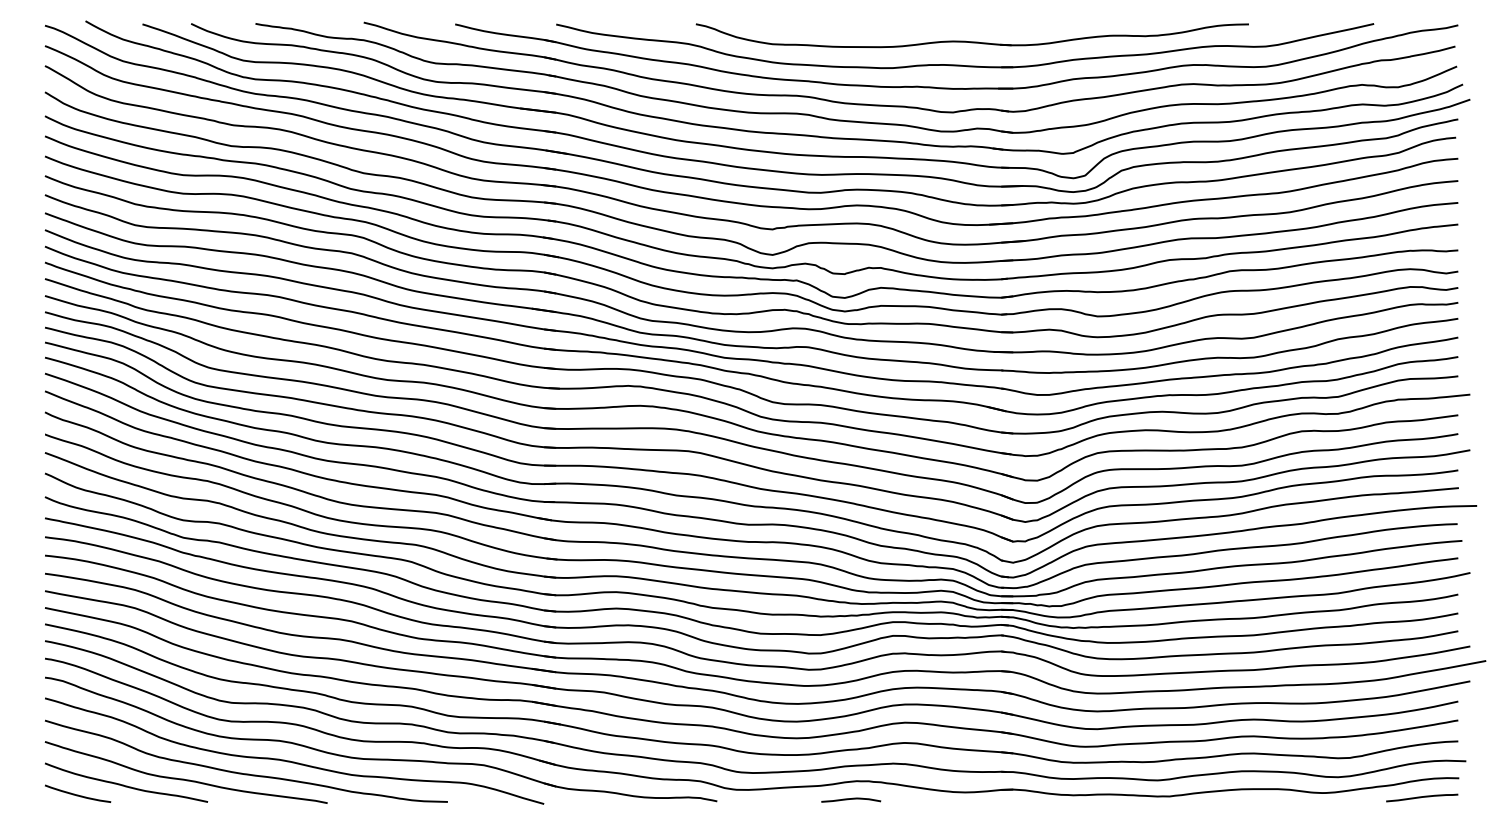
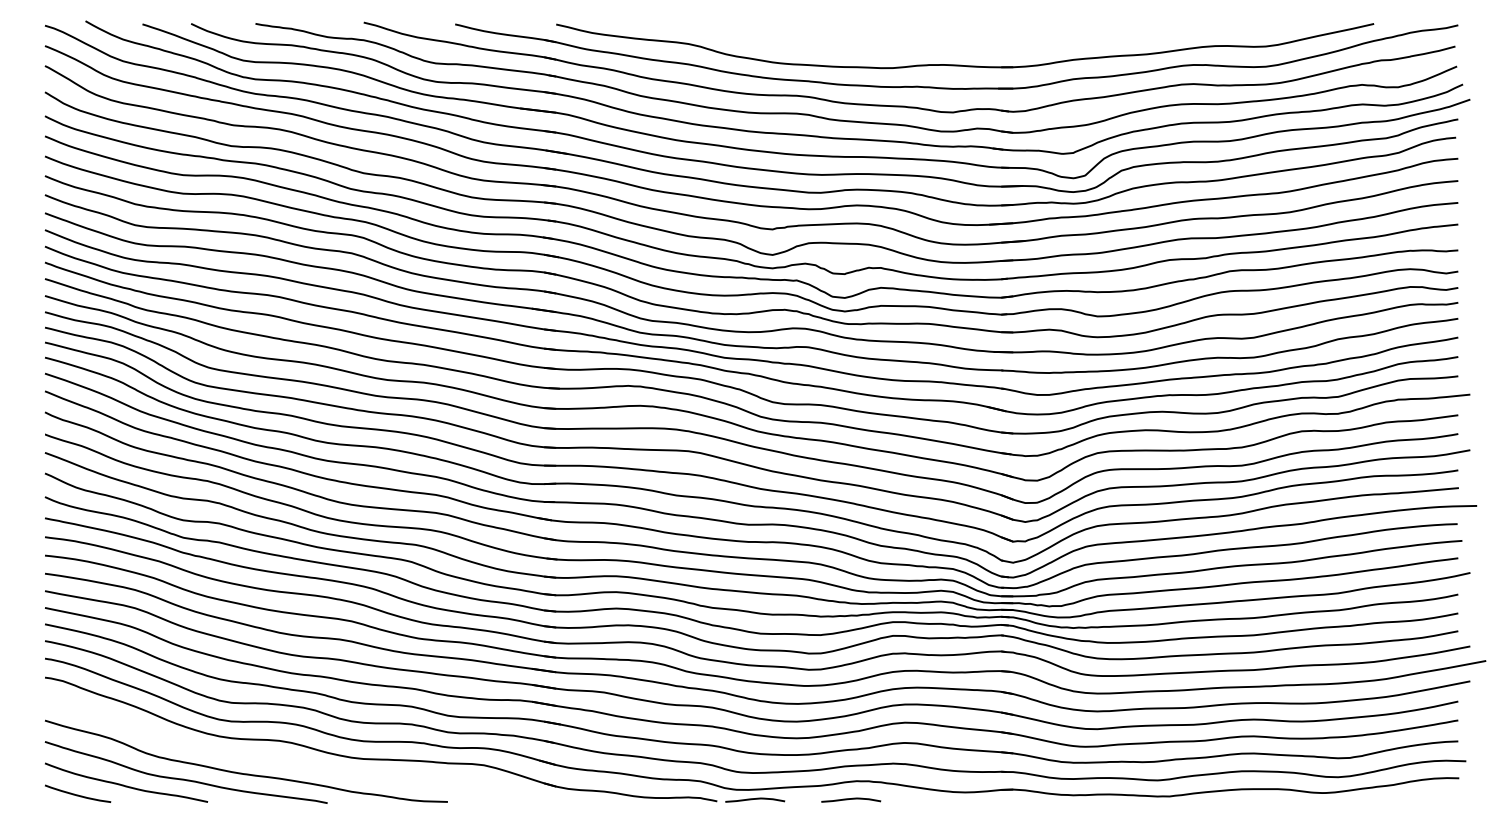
part: present -> none (971, 35)
curve: present -> none (290, 760)
curve: present -> none (1422, 797)
curve: none -> present (755, 799)
